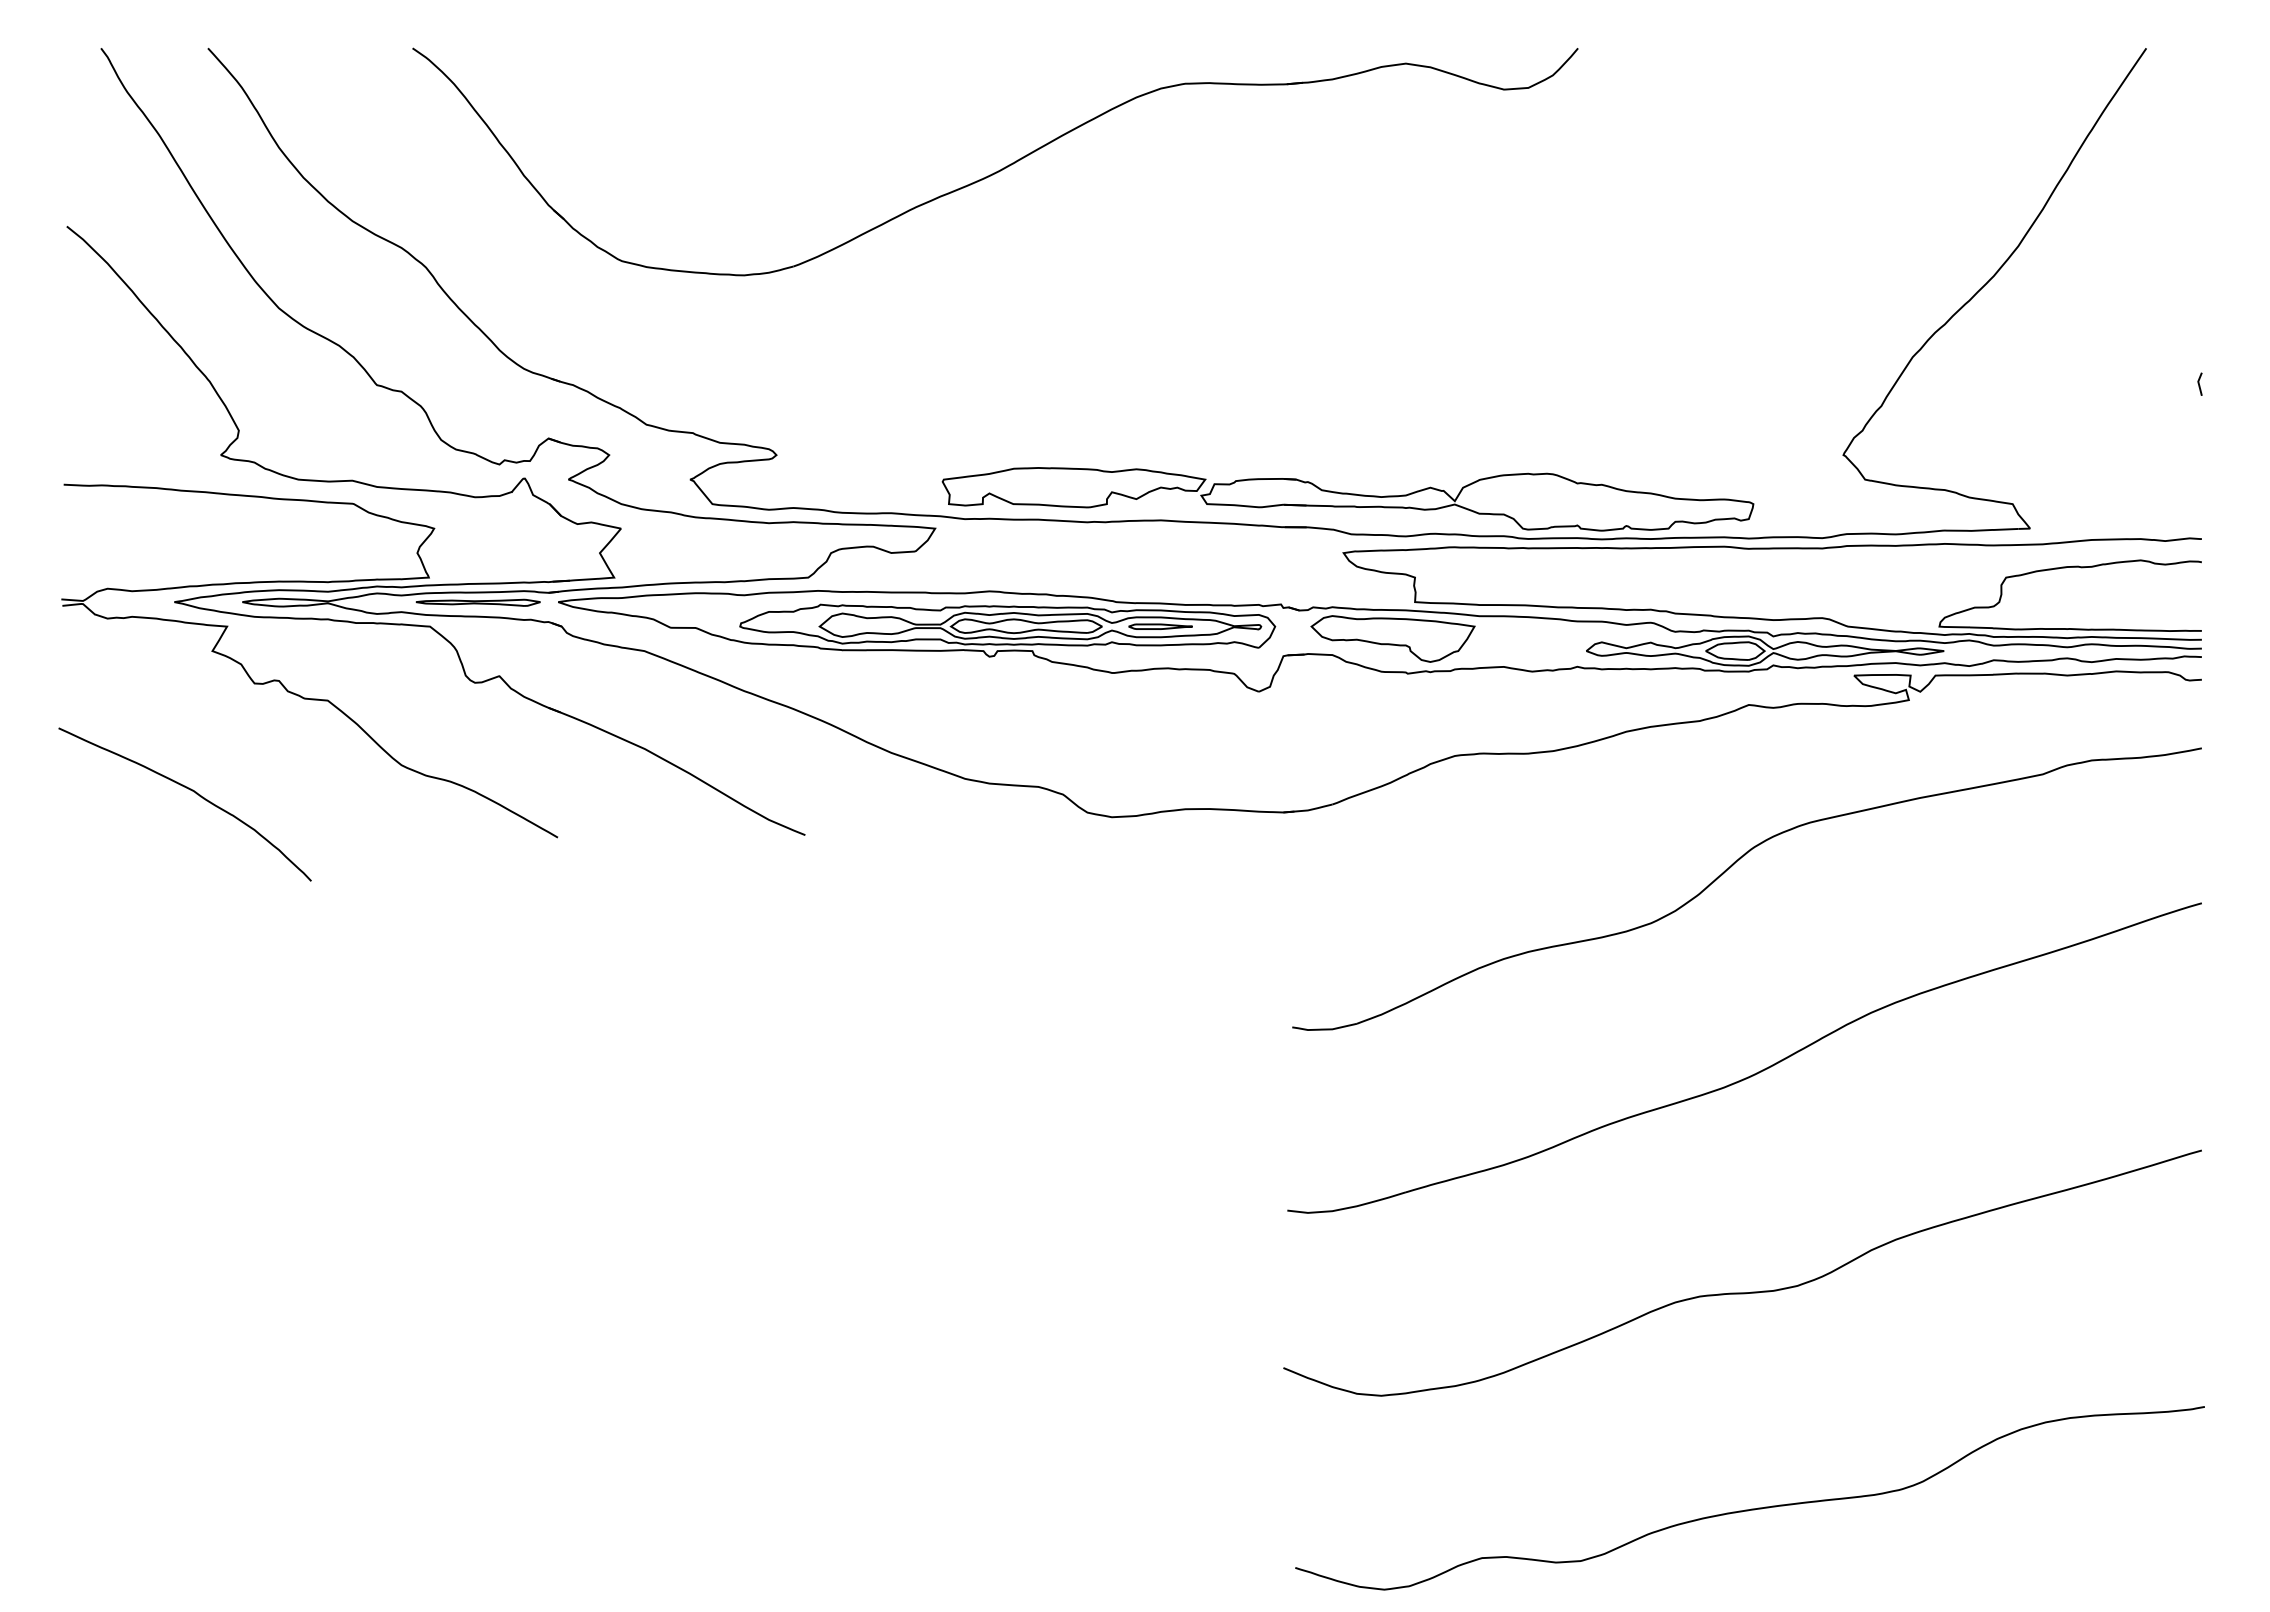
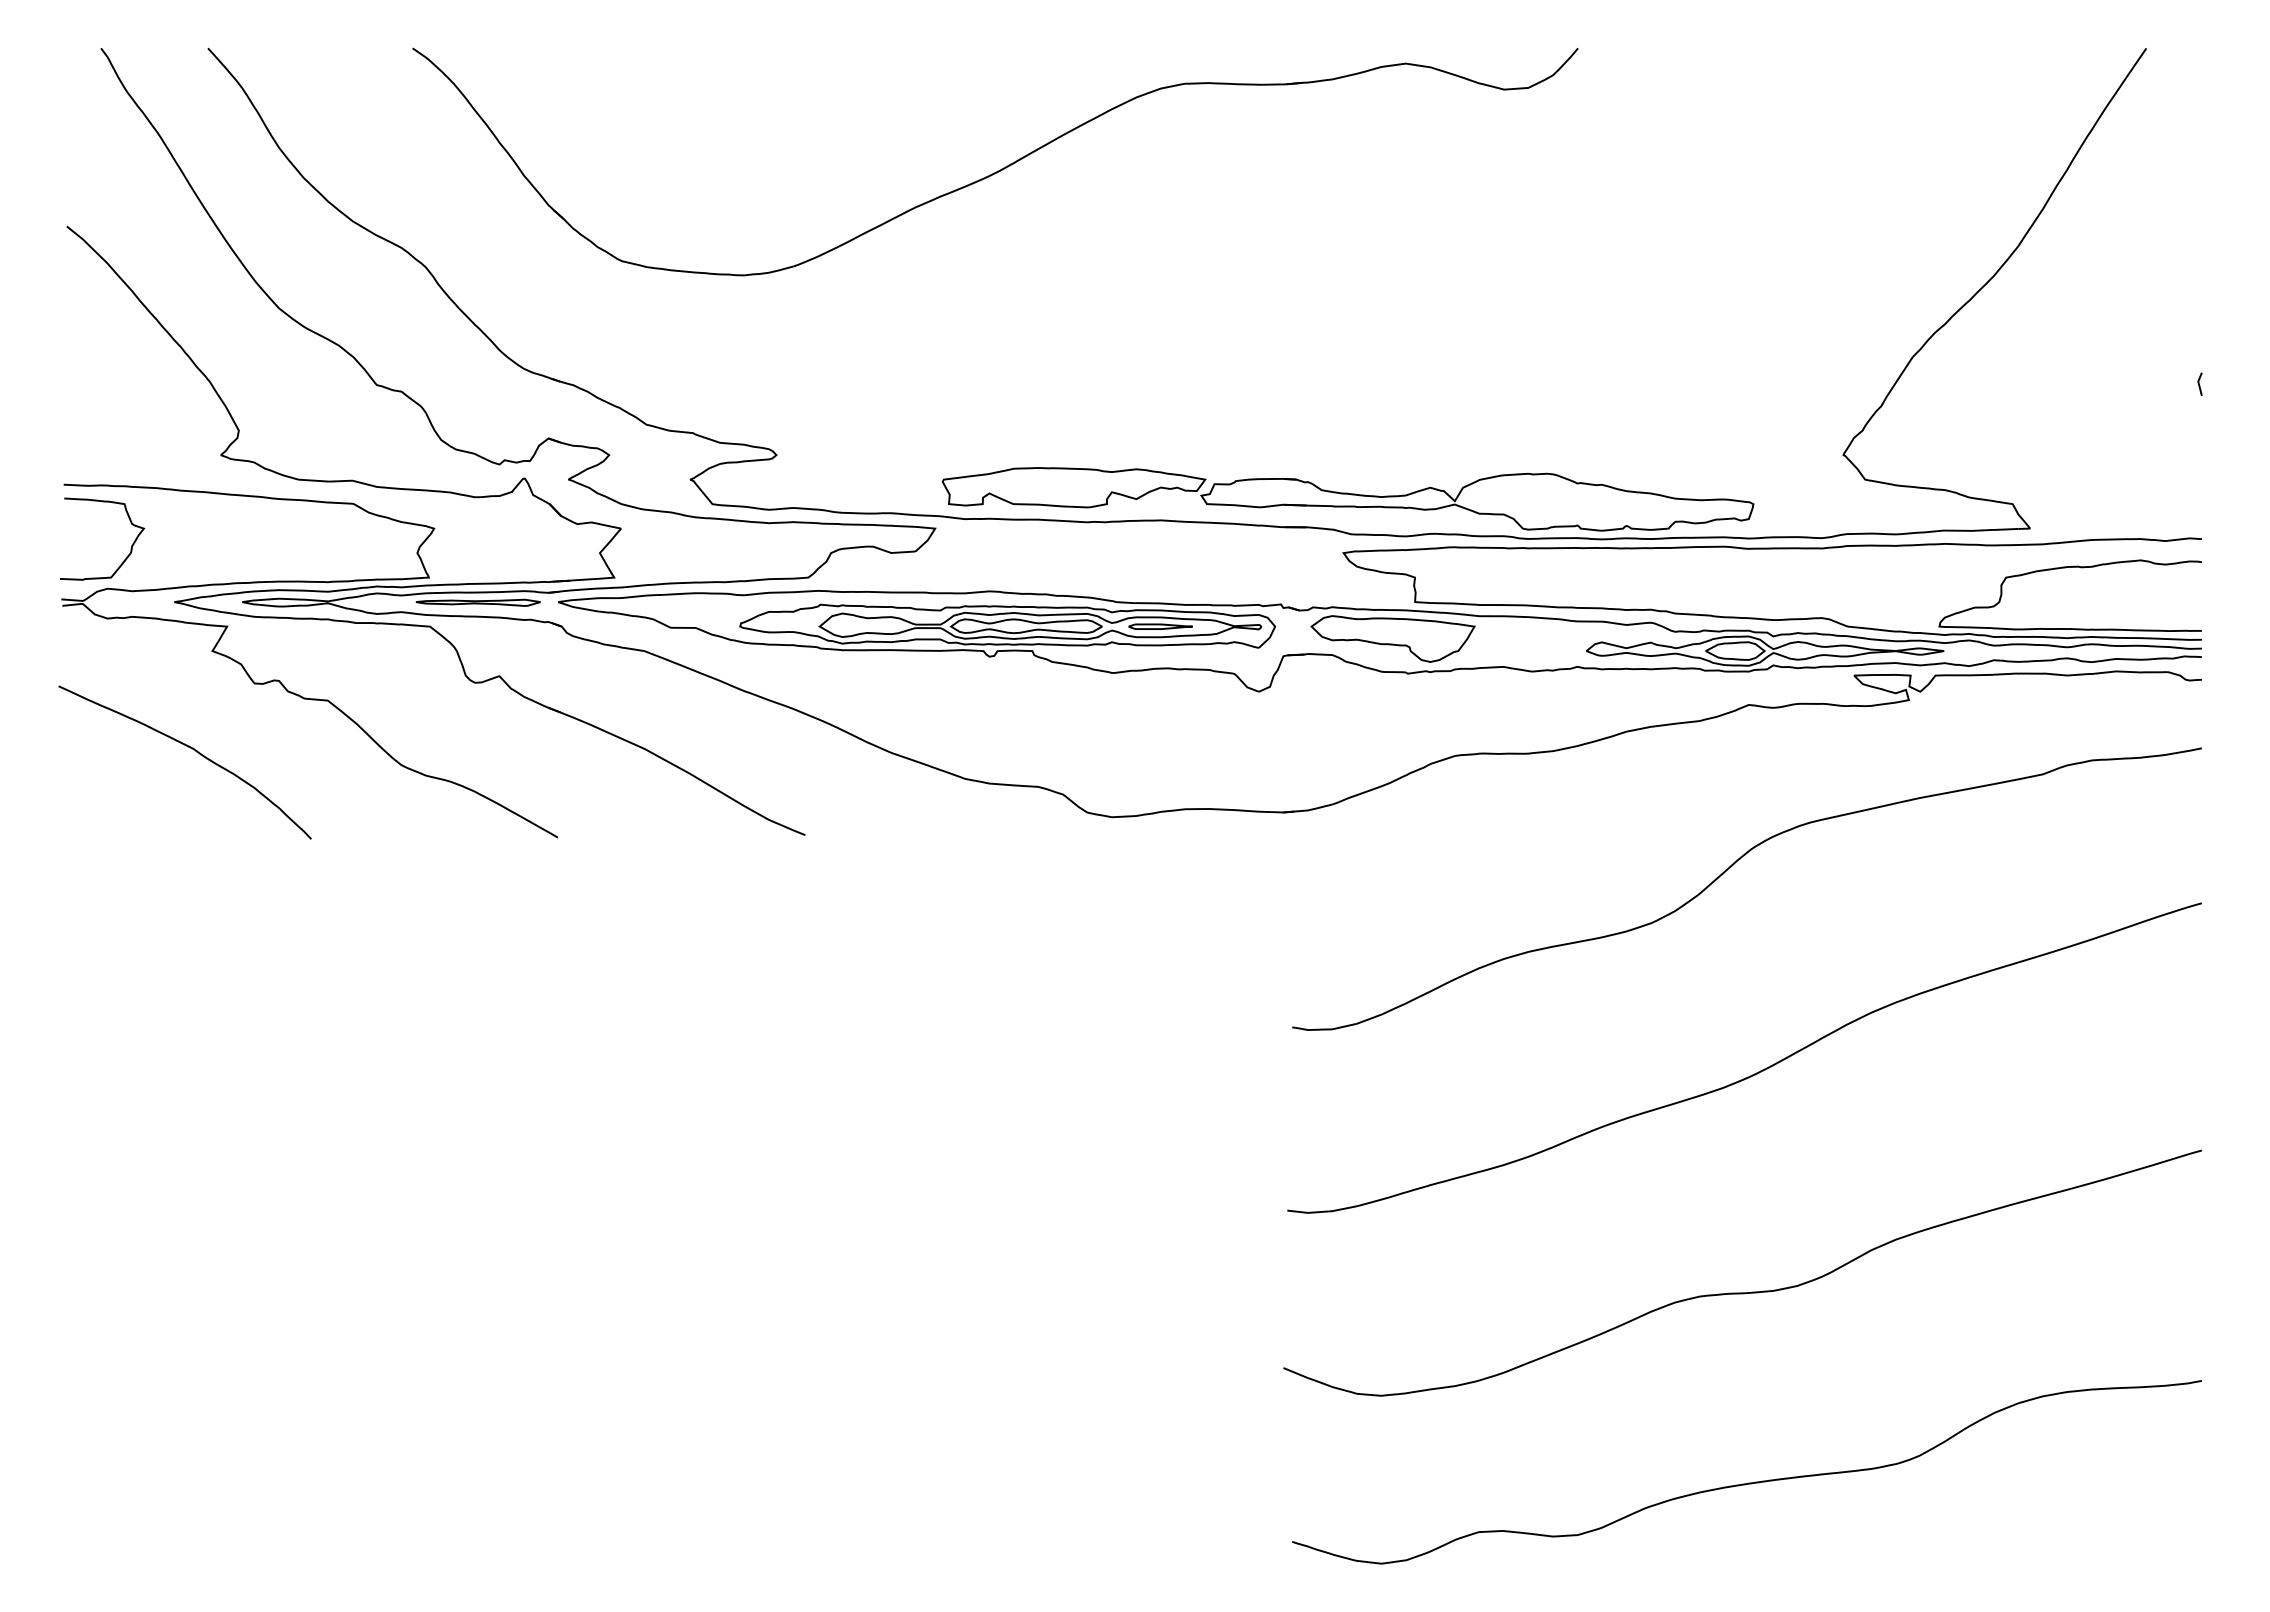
curve: none -> present (130, 548)
curve position: (190, 790) -> (190, 748) (190, 748)
curve position: (1751, 1508) -> (1748, 1482) (1748, 1482)
